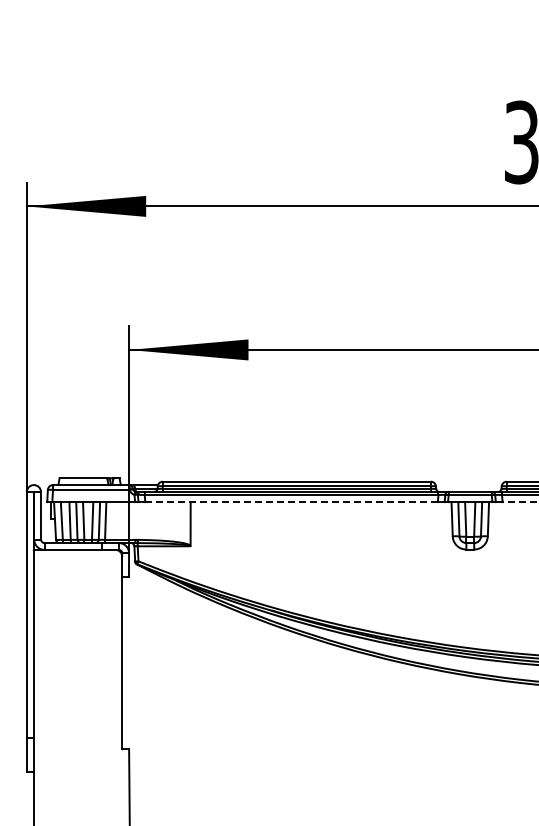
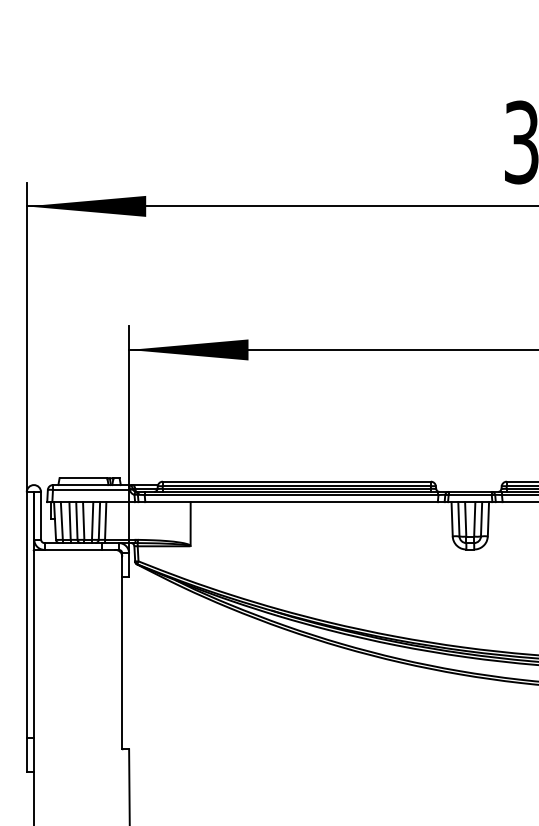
line: dashed -> solid (291, 502)
line: dashed -> solid (520, 502)
